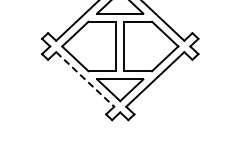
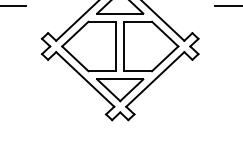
line: none -> present (13, 6)
line: none -> present (226, 6)
line: dashed -> solid (85, 79)
